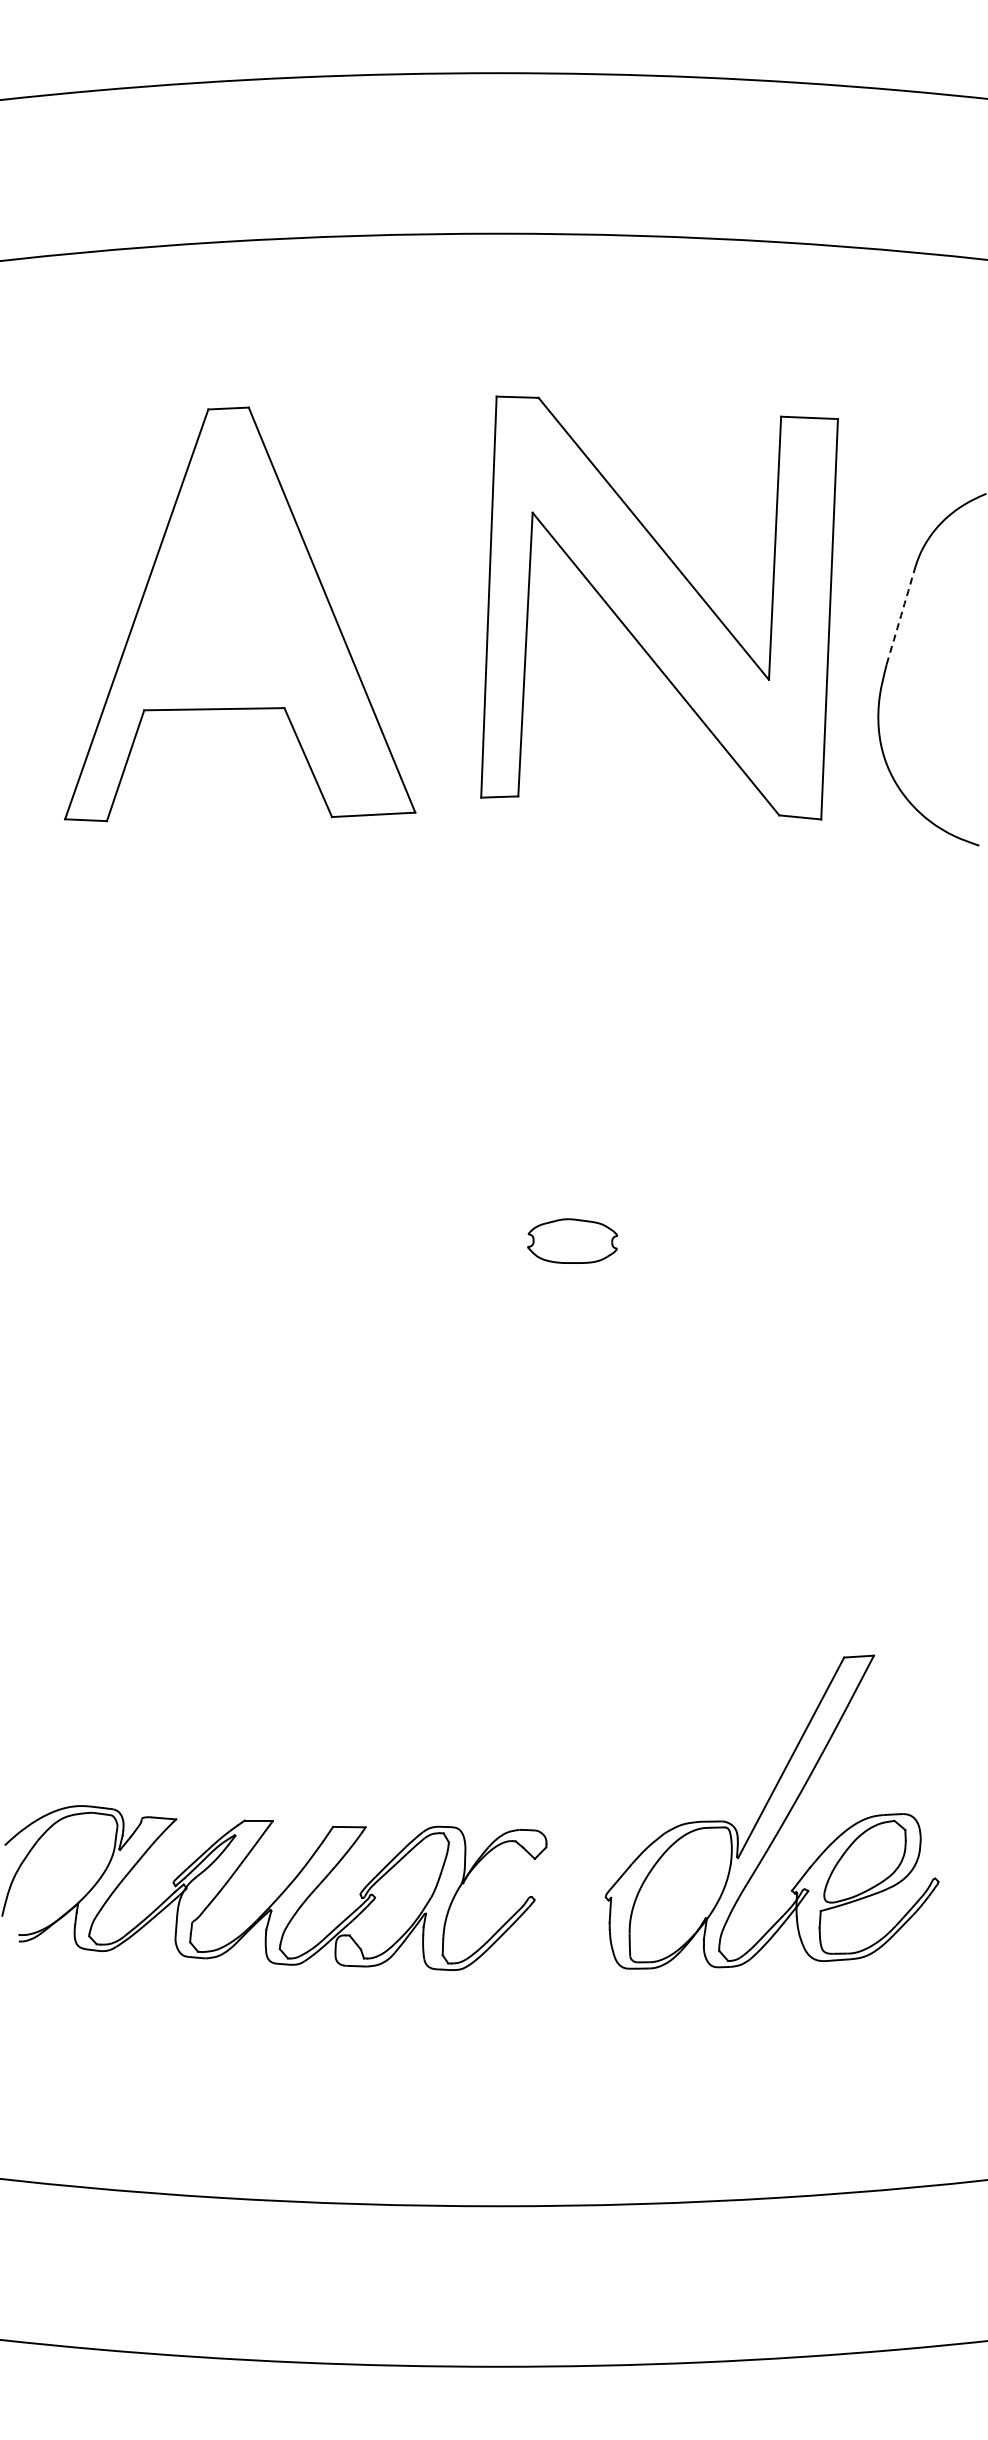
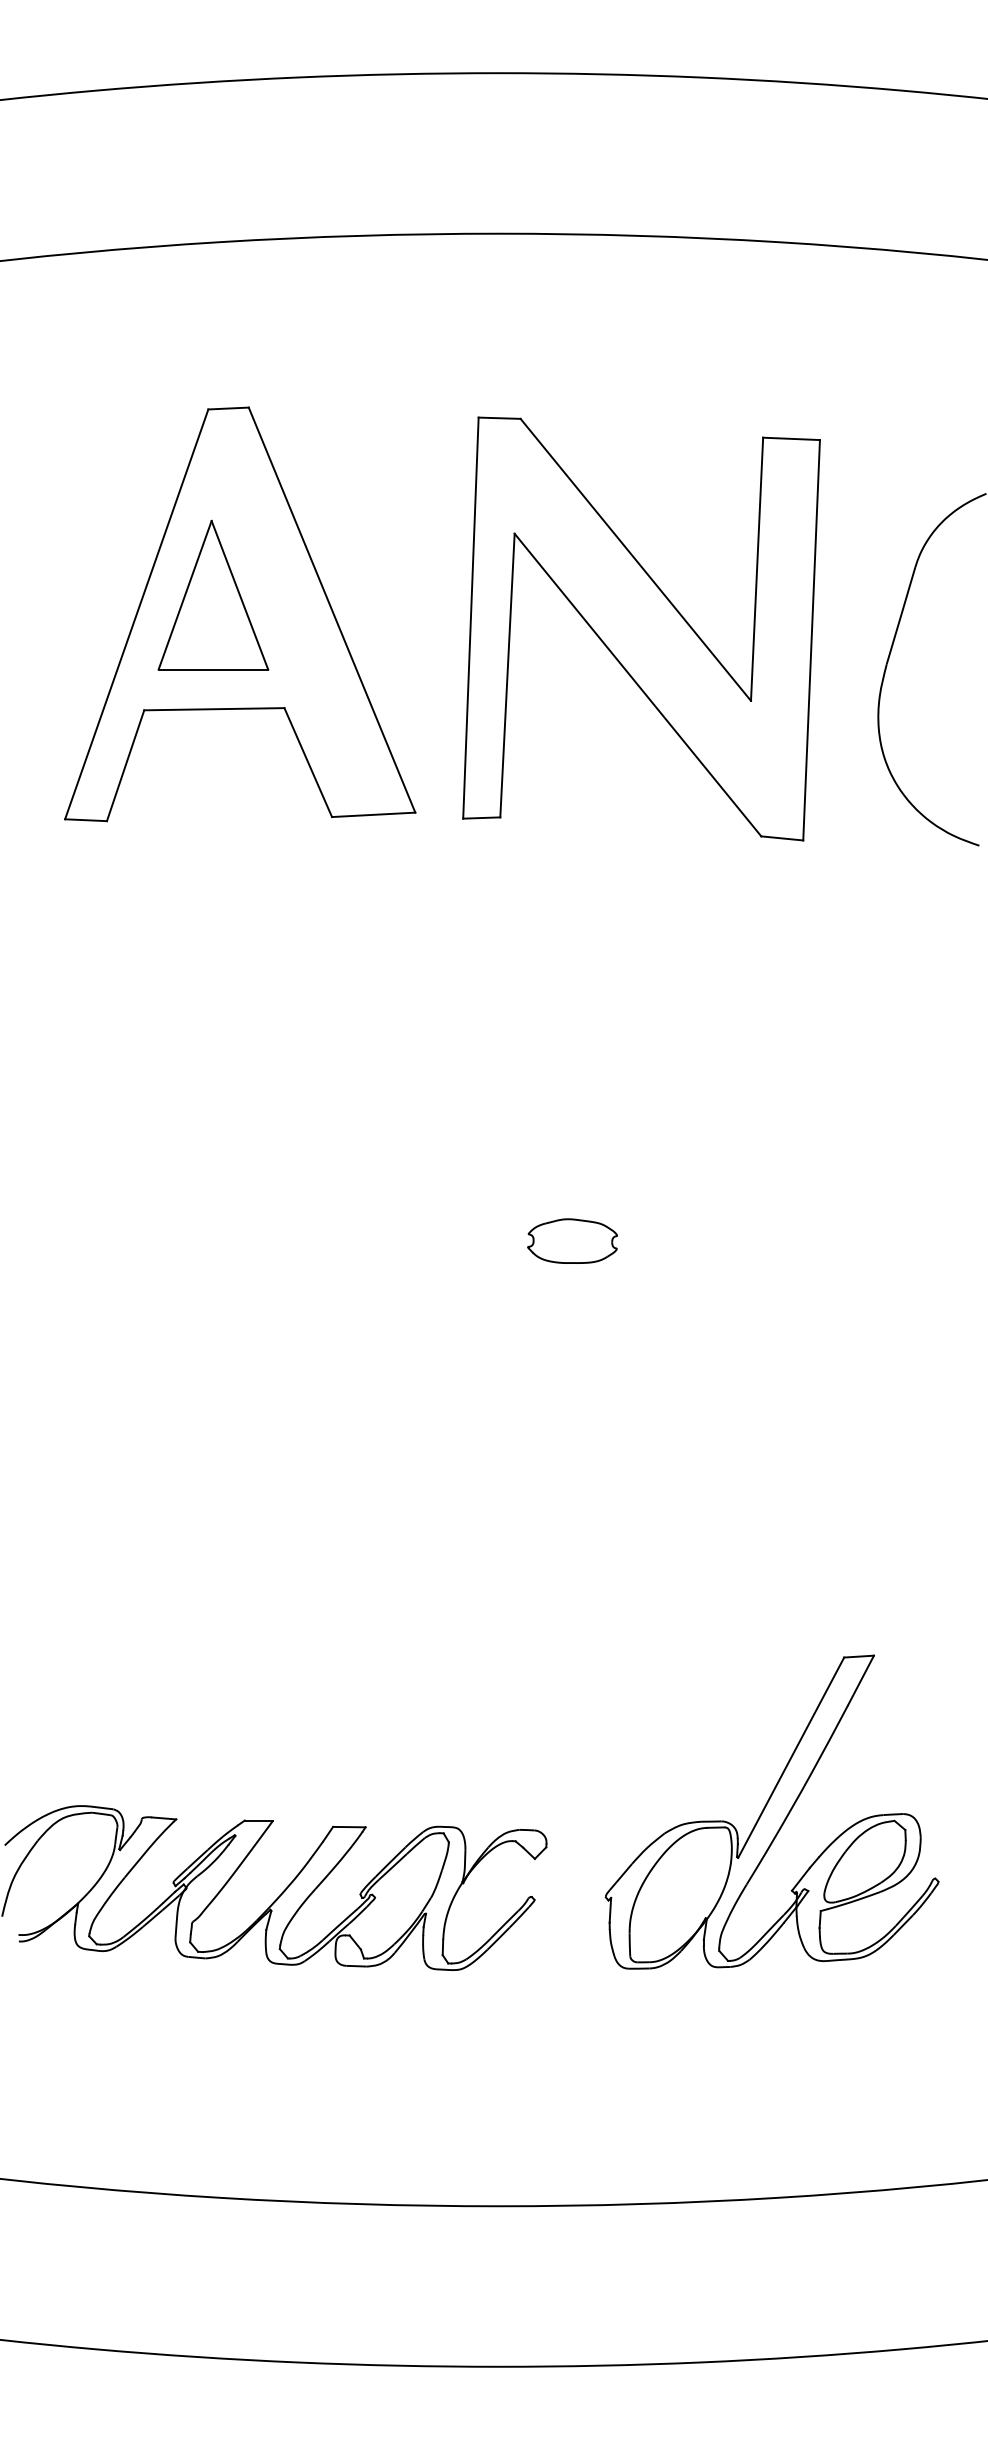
part: none -> present (213, 594)
part position: (659, 607) -> (641, 628) (641, 628)
arc: dashed -> solid (901, 615)
